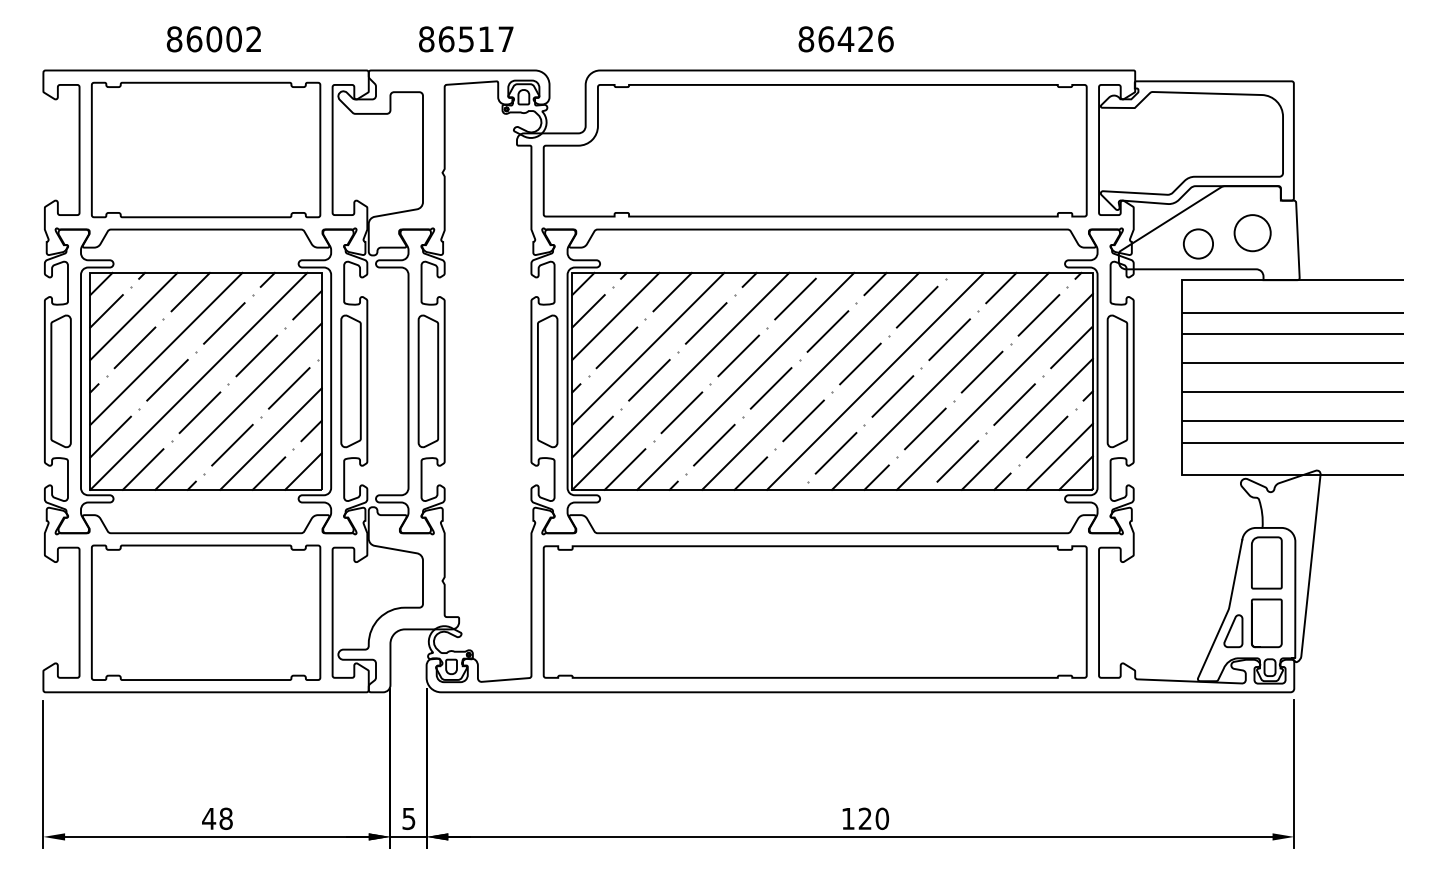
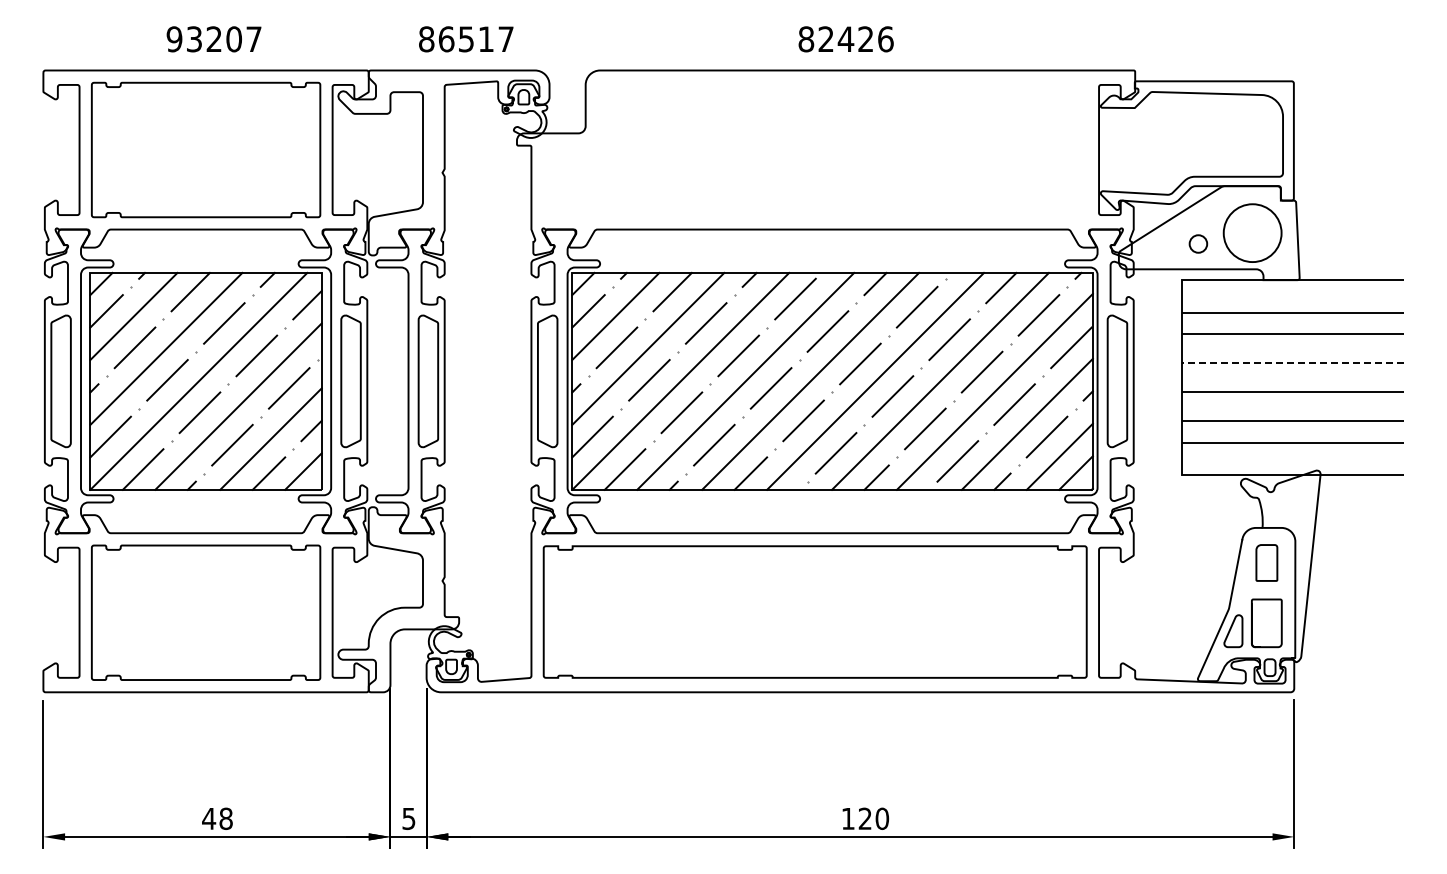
text: 86002 -> 93207 (213, 39)
text: 86426 -> 82426 (826, 39)
part: present -> none (814, 150)
circle diameter: 36 px -> 58 px (1252, 233)
circle diameter: 29 px -> 18 px (1198, 243)
line: solid -> dashed (1292, 363)
part size: 32x54 px -> 24x38 px (1266, 562)
